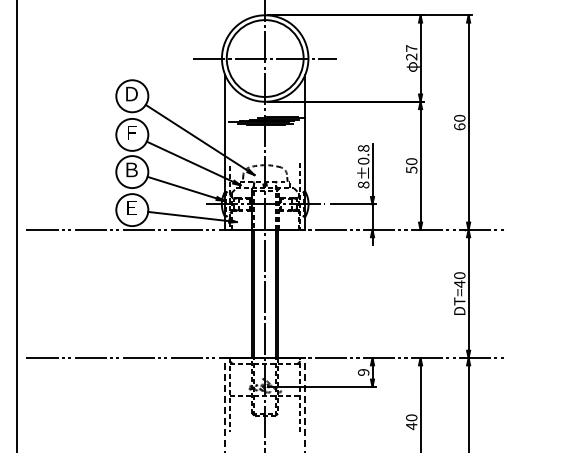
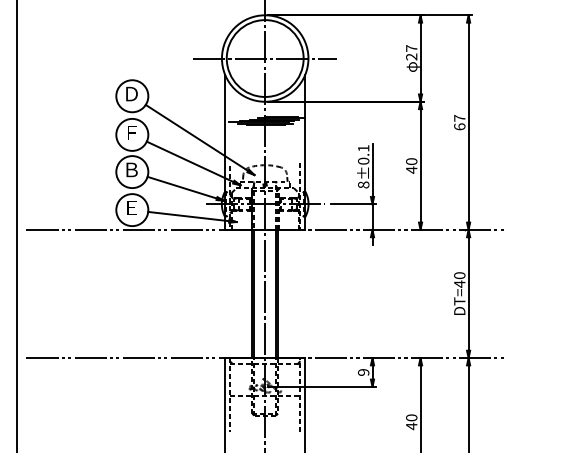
text: 60 -> 67 (459, 117)
text: 8±0.8 -> 8±0.1 (363, 148)
text: 50 -> 40 (411, 169)
line: dashed -> solid (225, 404)
line: dashed -> solid (305, 404)
